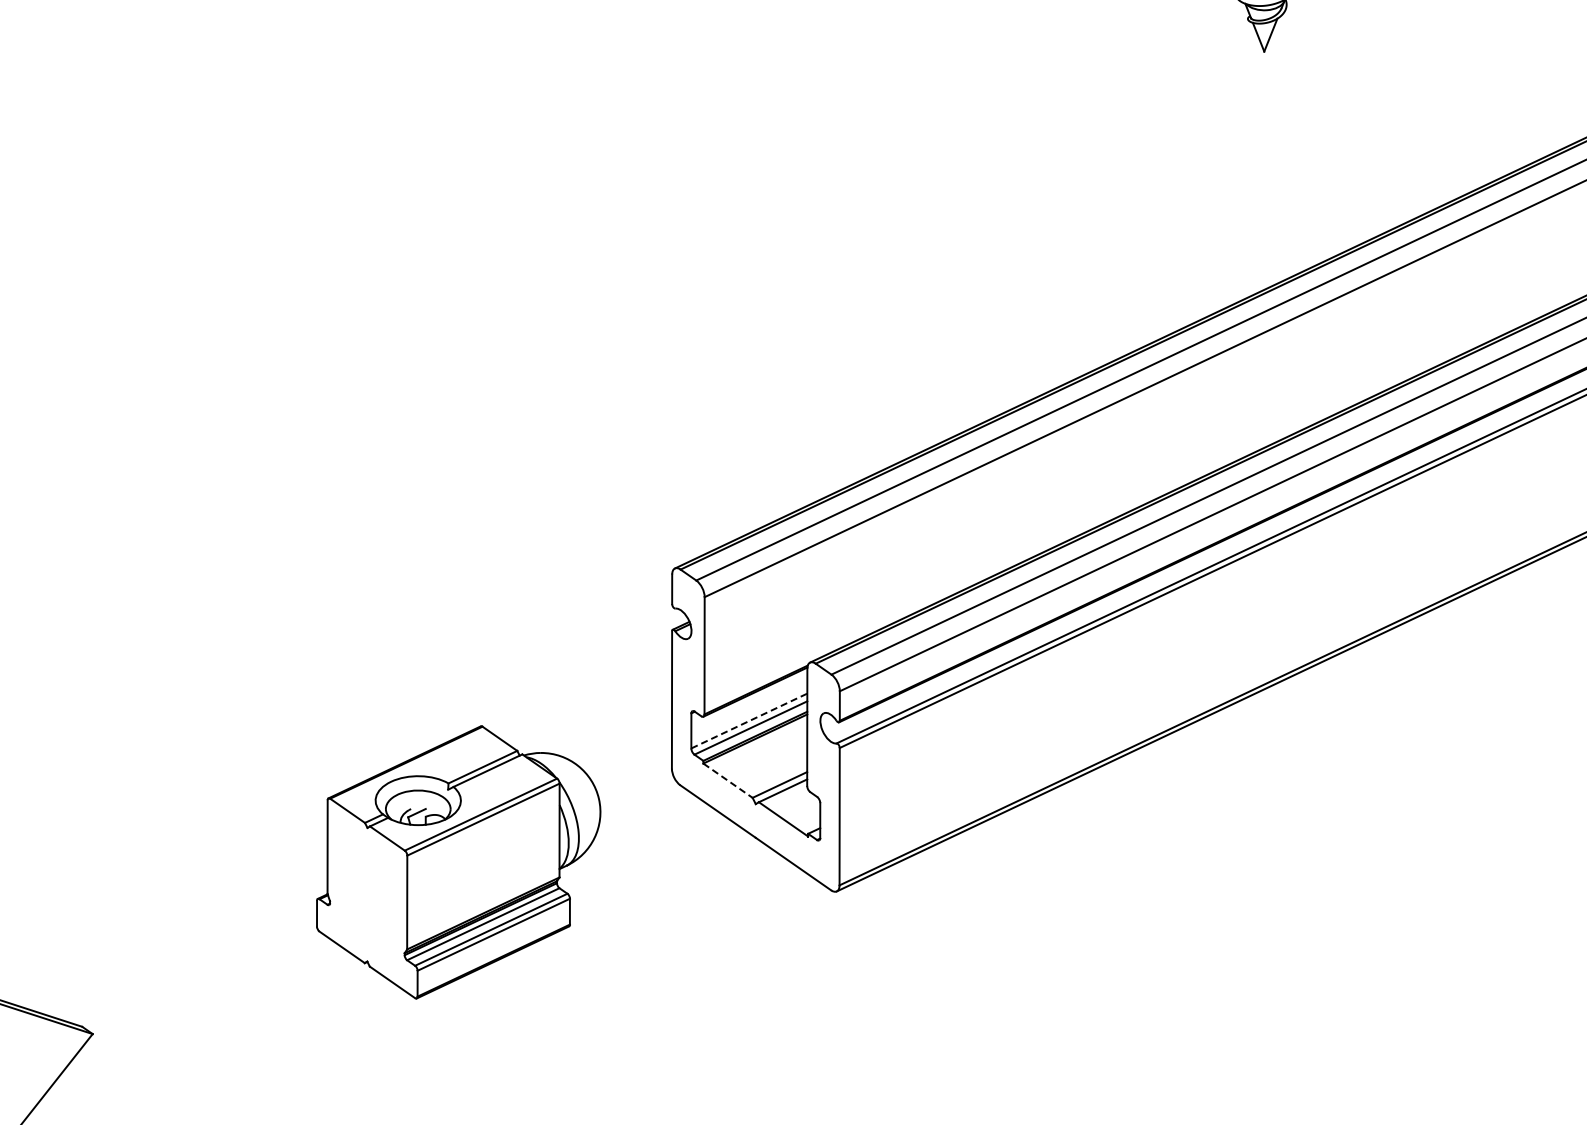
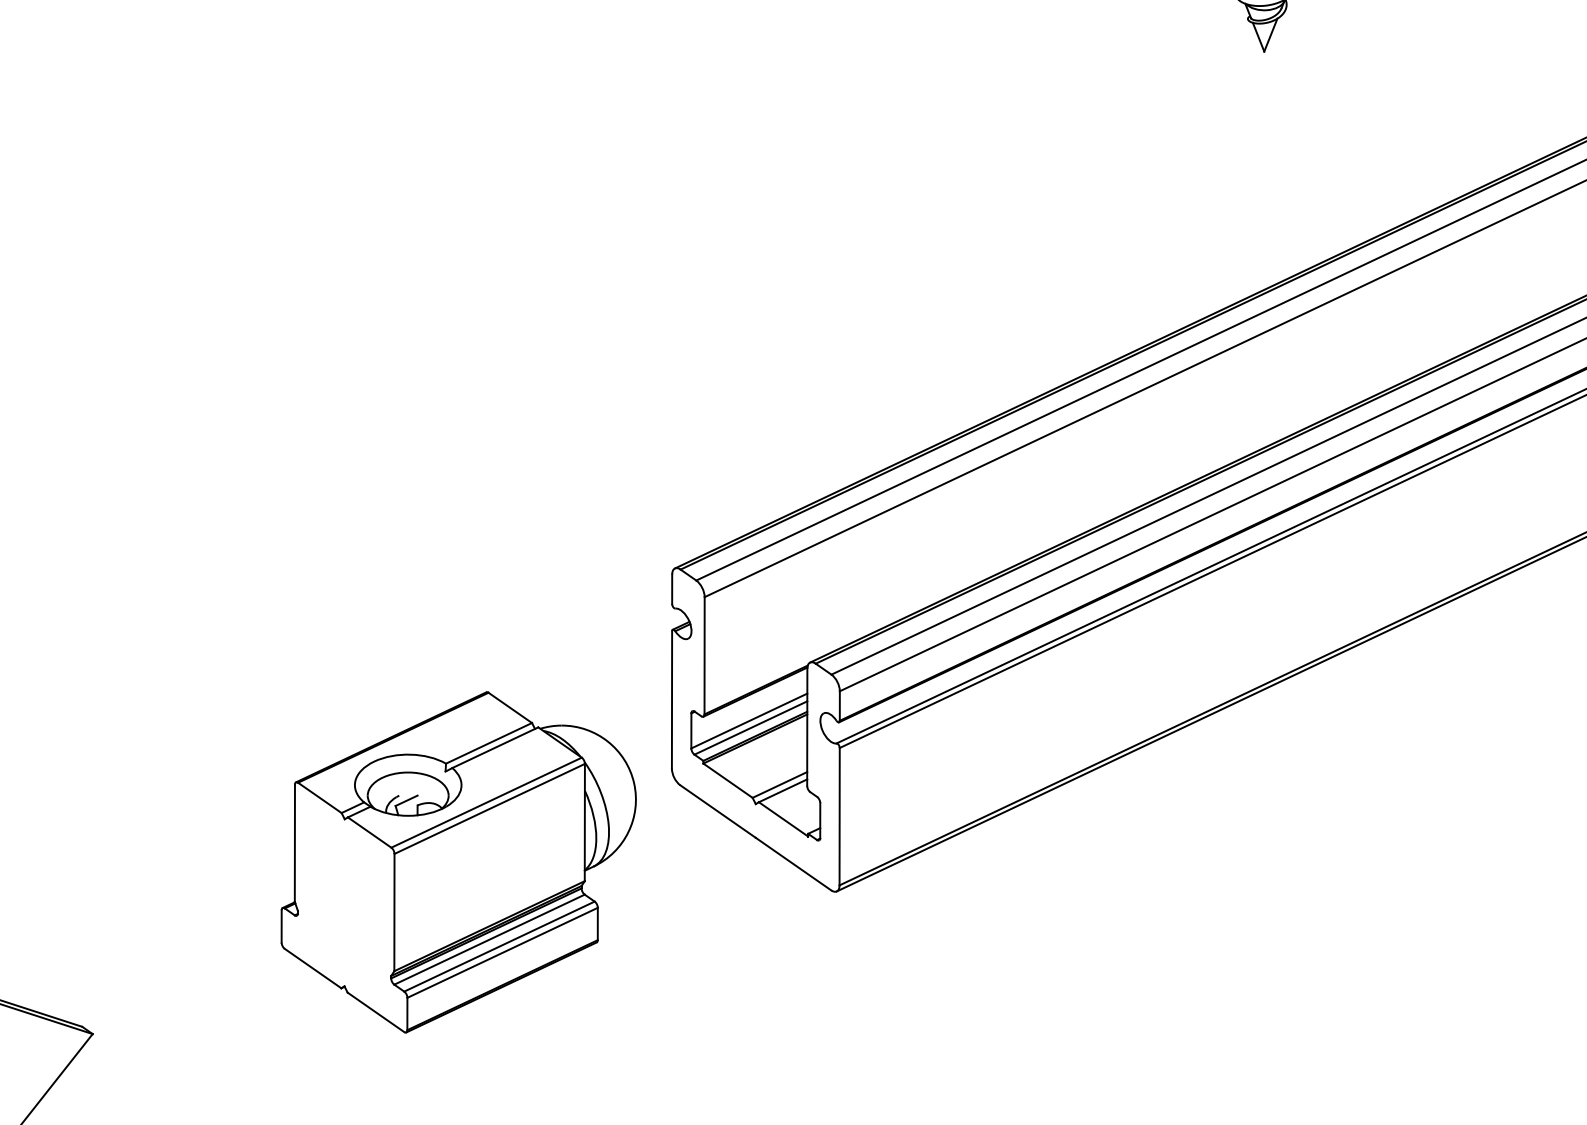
line: dashed -> solid (749, 720)
line: dashed -> solid (728, 781)
part size: 286x275 px -> 357x343 px (458, 862)
